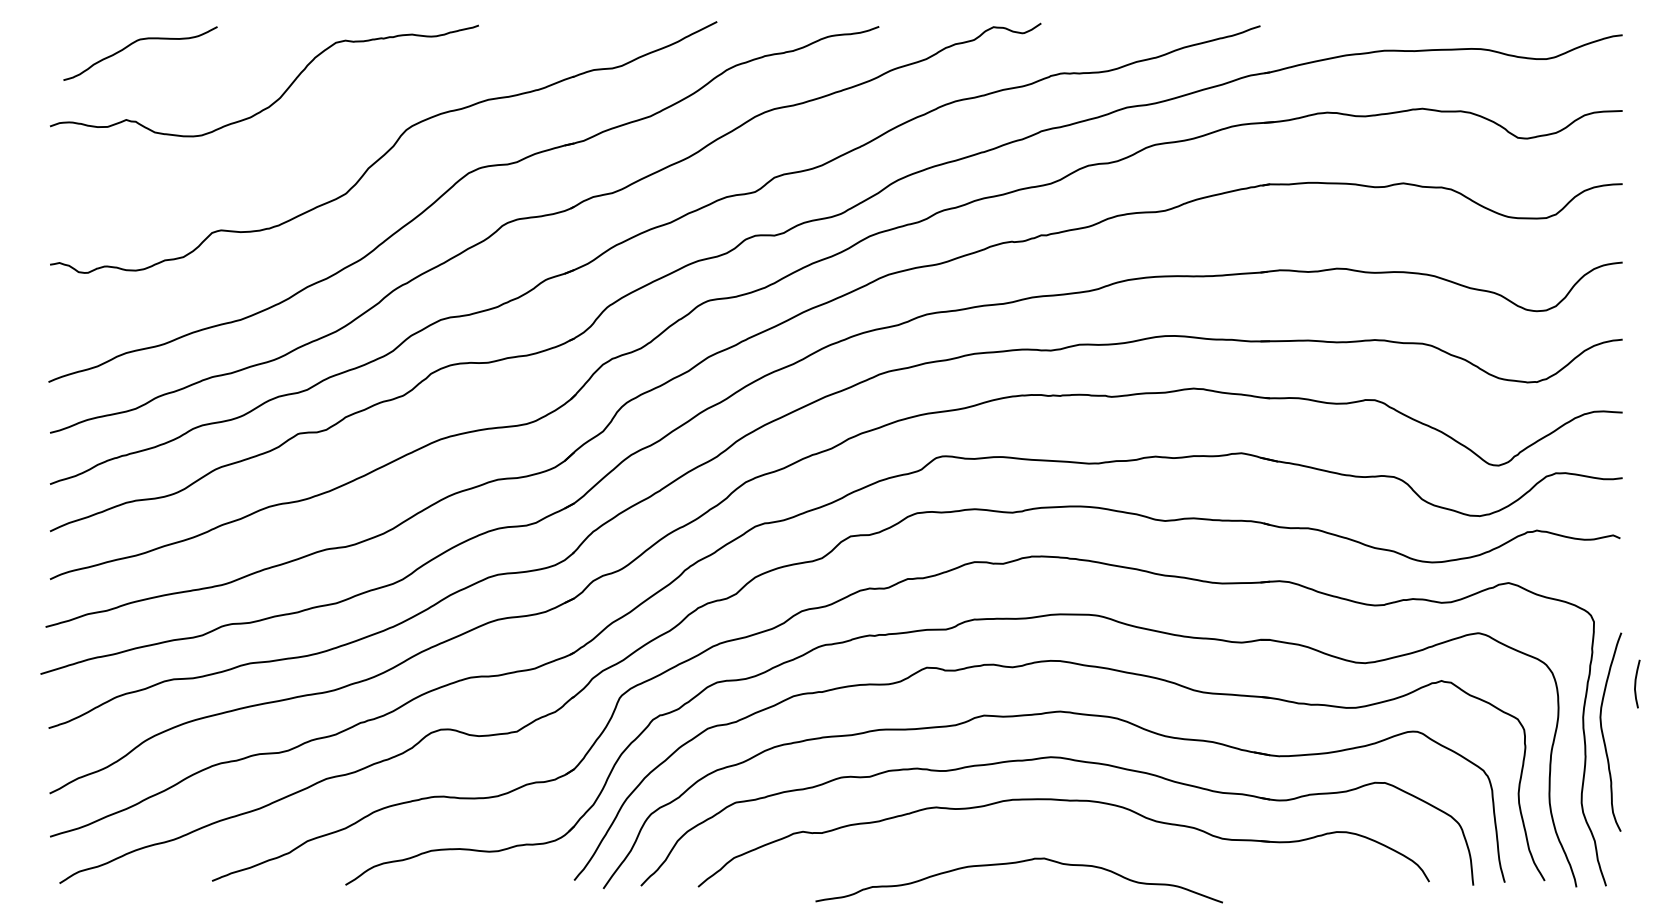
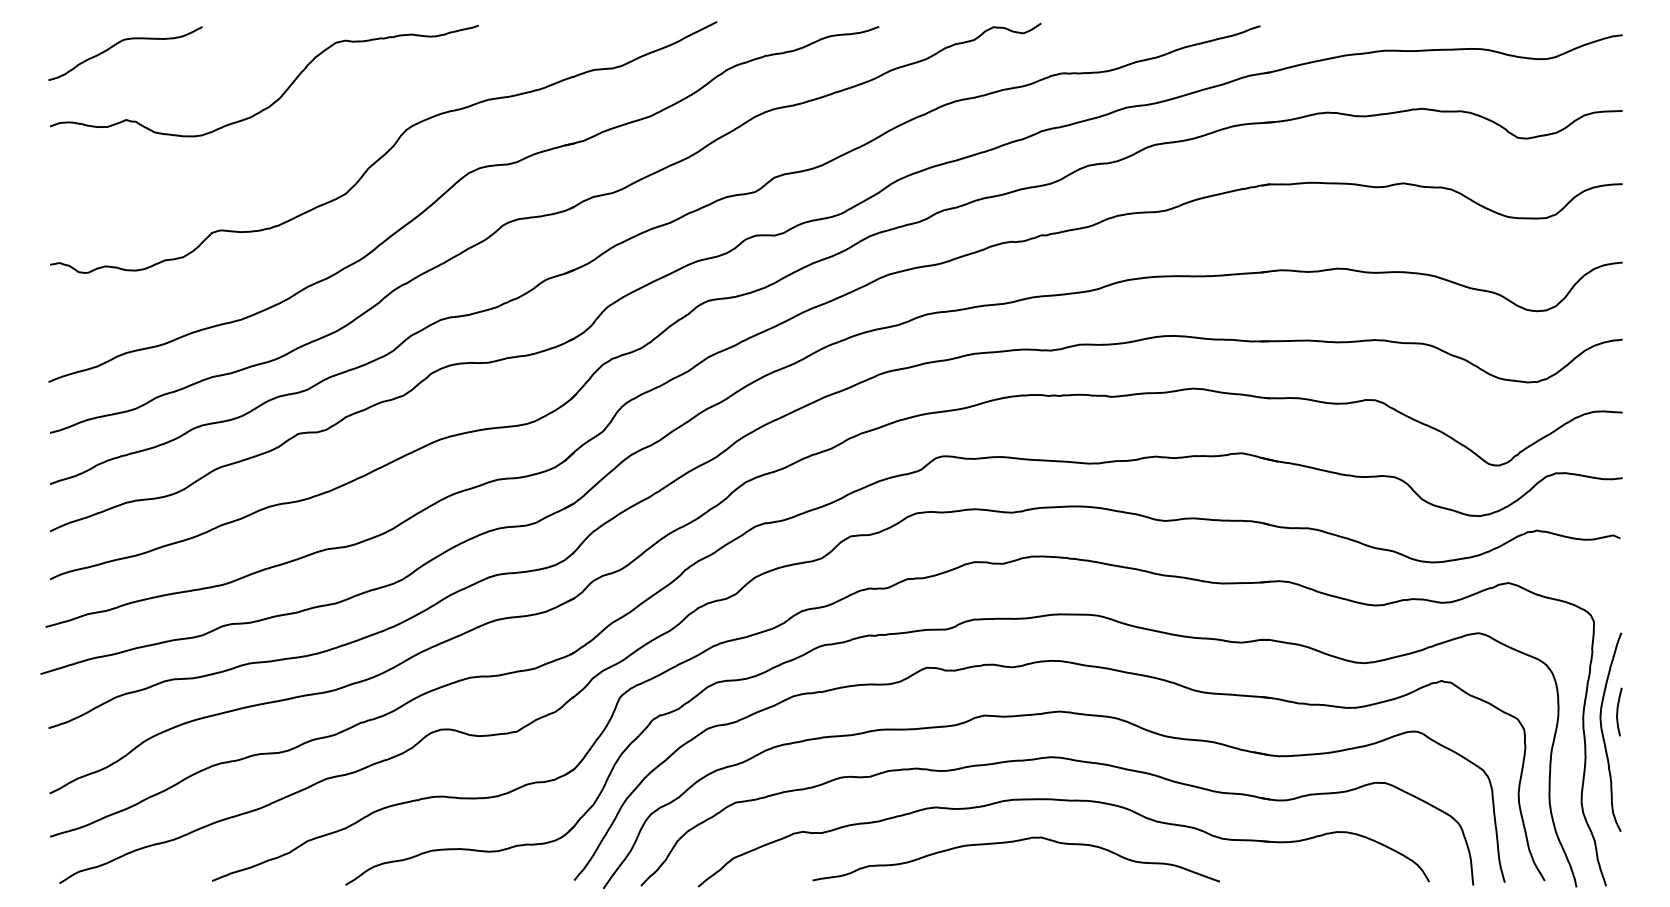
curve position: (134, 43) -> (119, 43) (119, 43)
curve position: (1636, 683) -> (1618, 711) (1618, 711)
curve position: (1017, 863) -> (1014, 842) (1014, 842)
